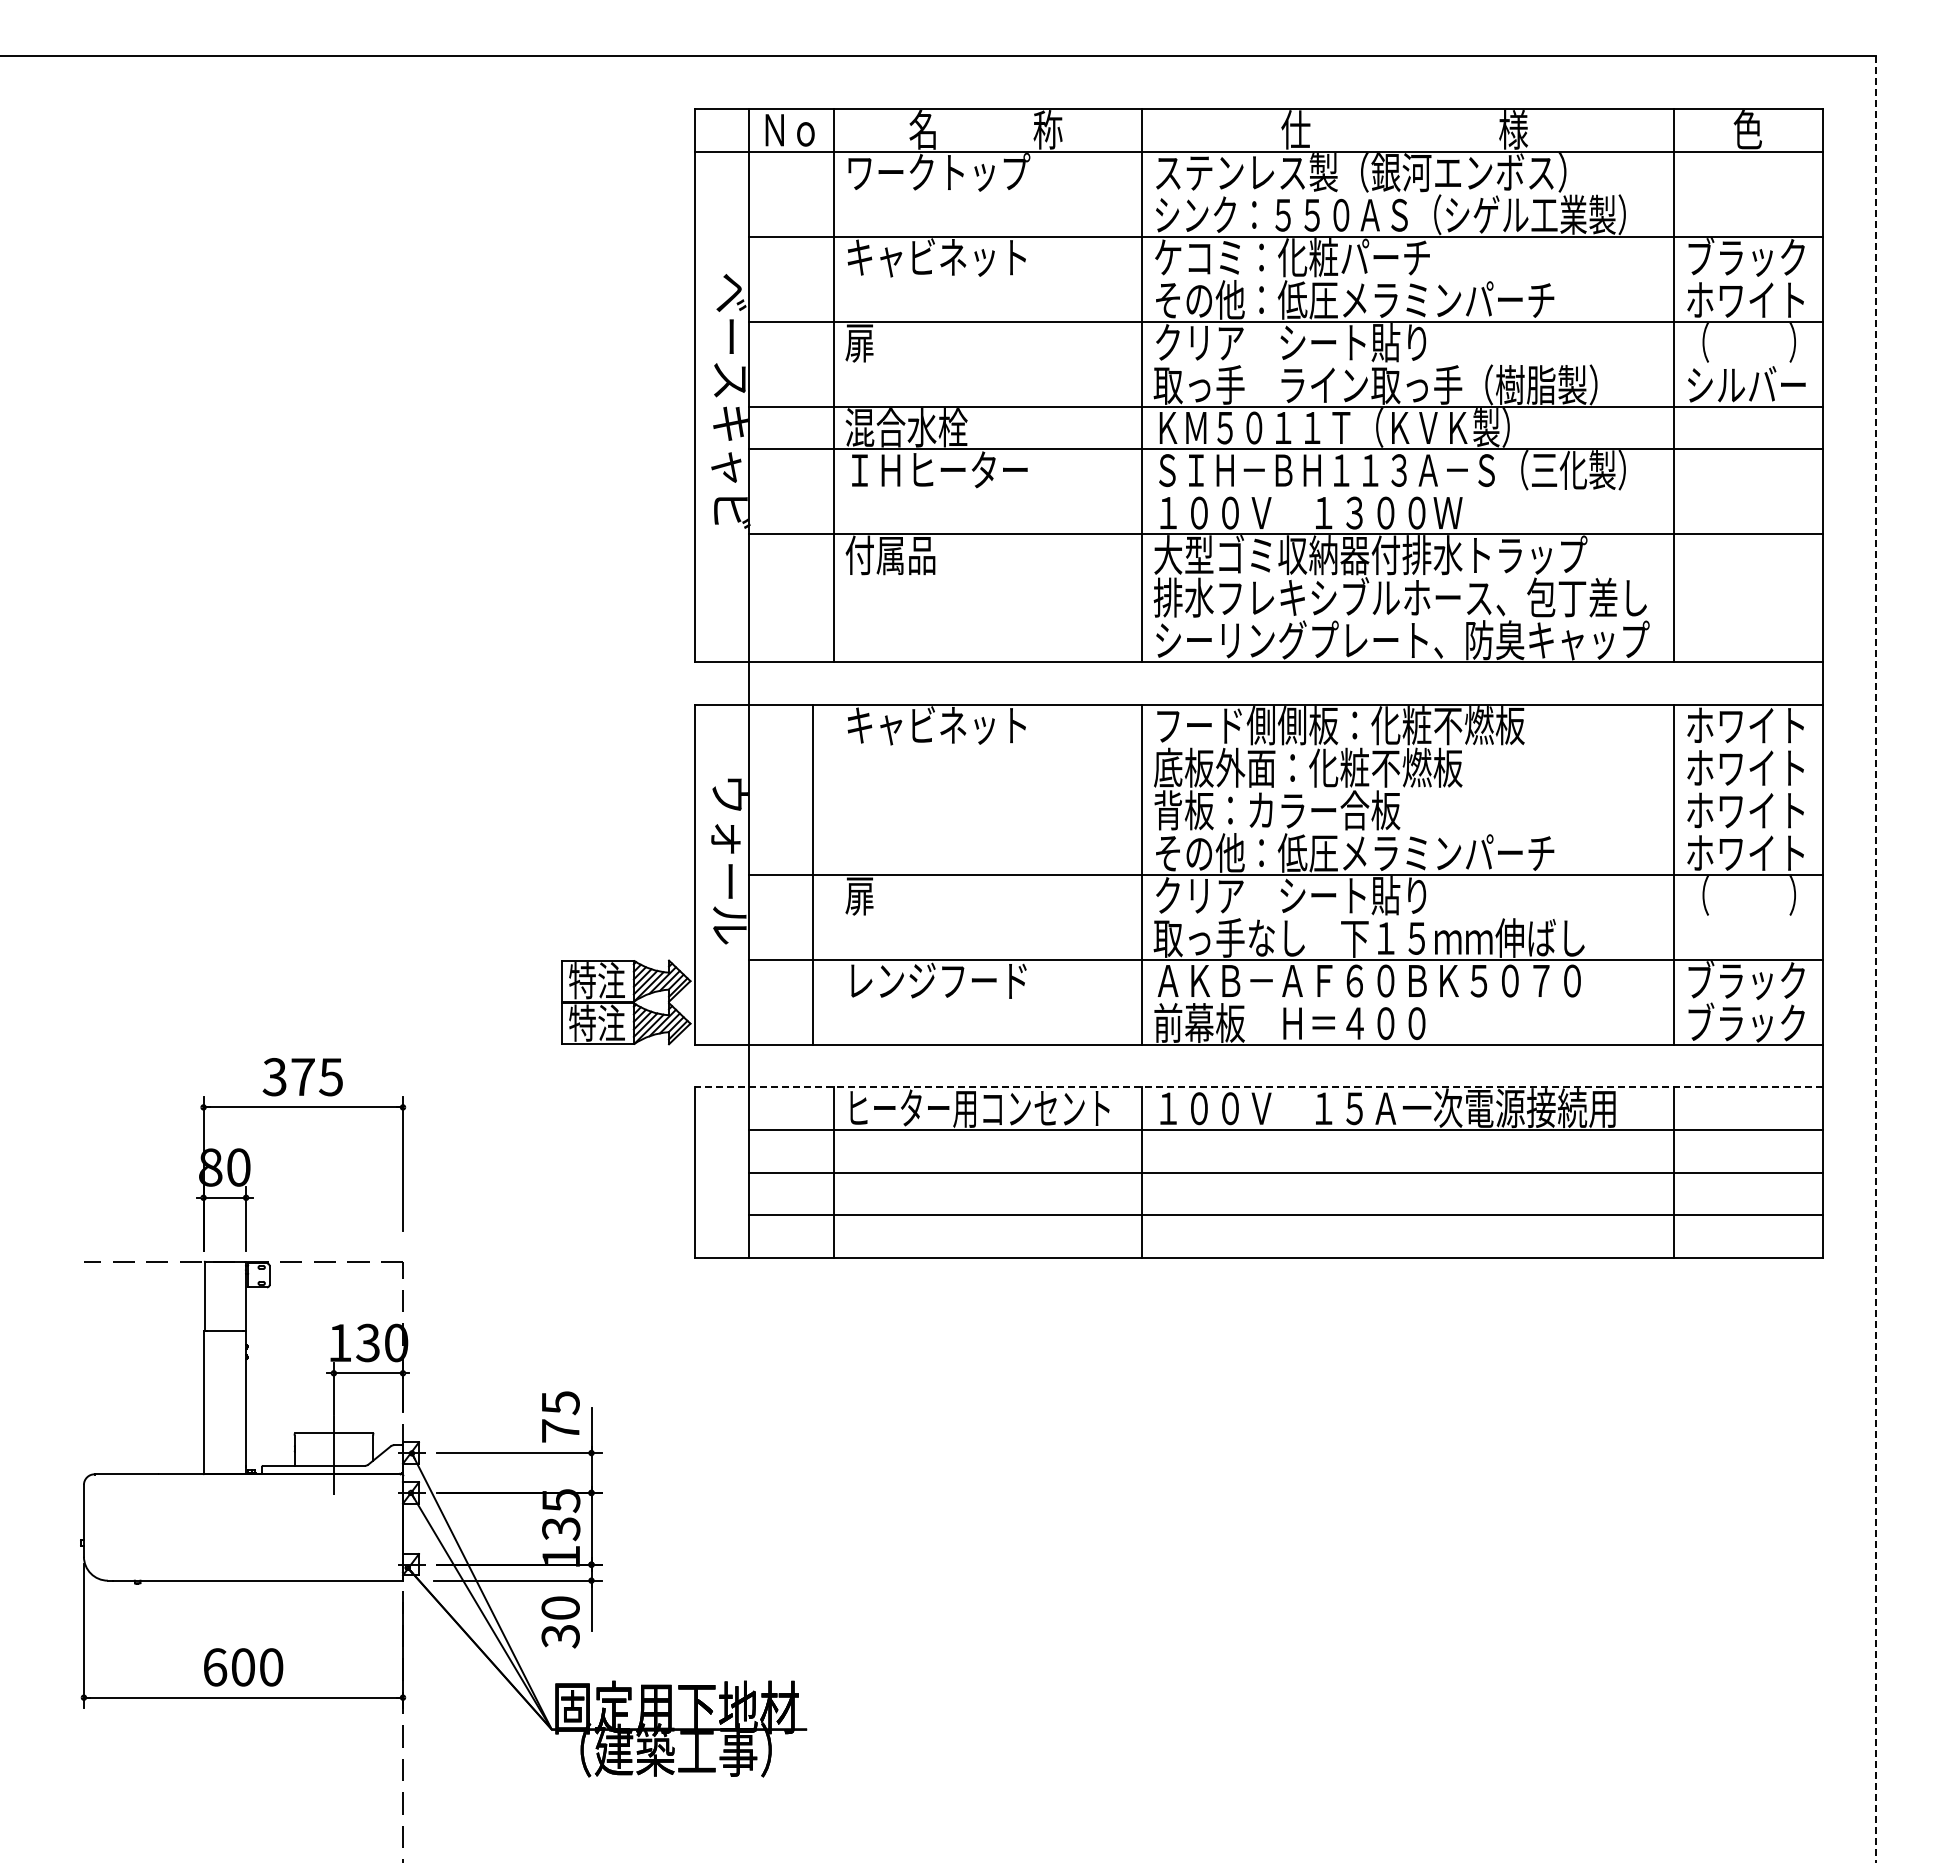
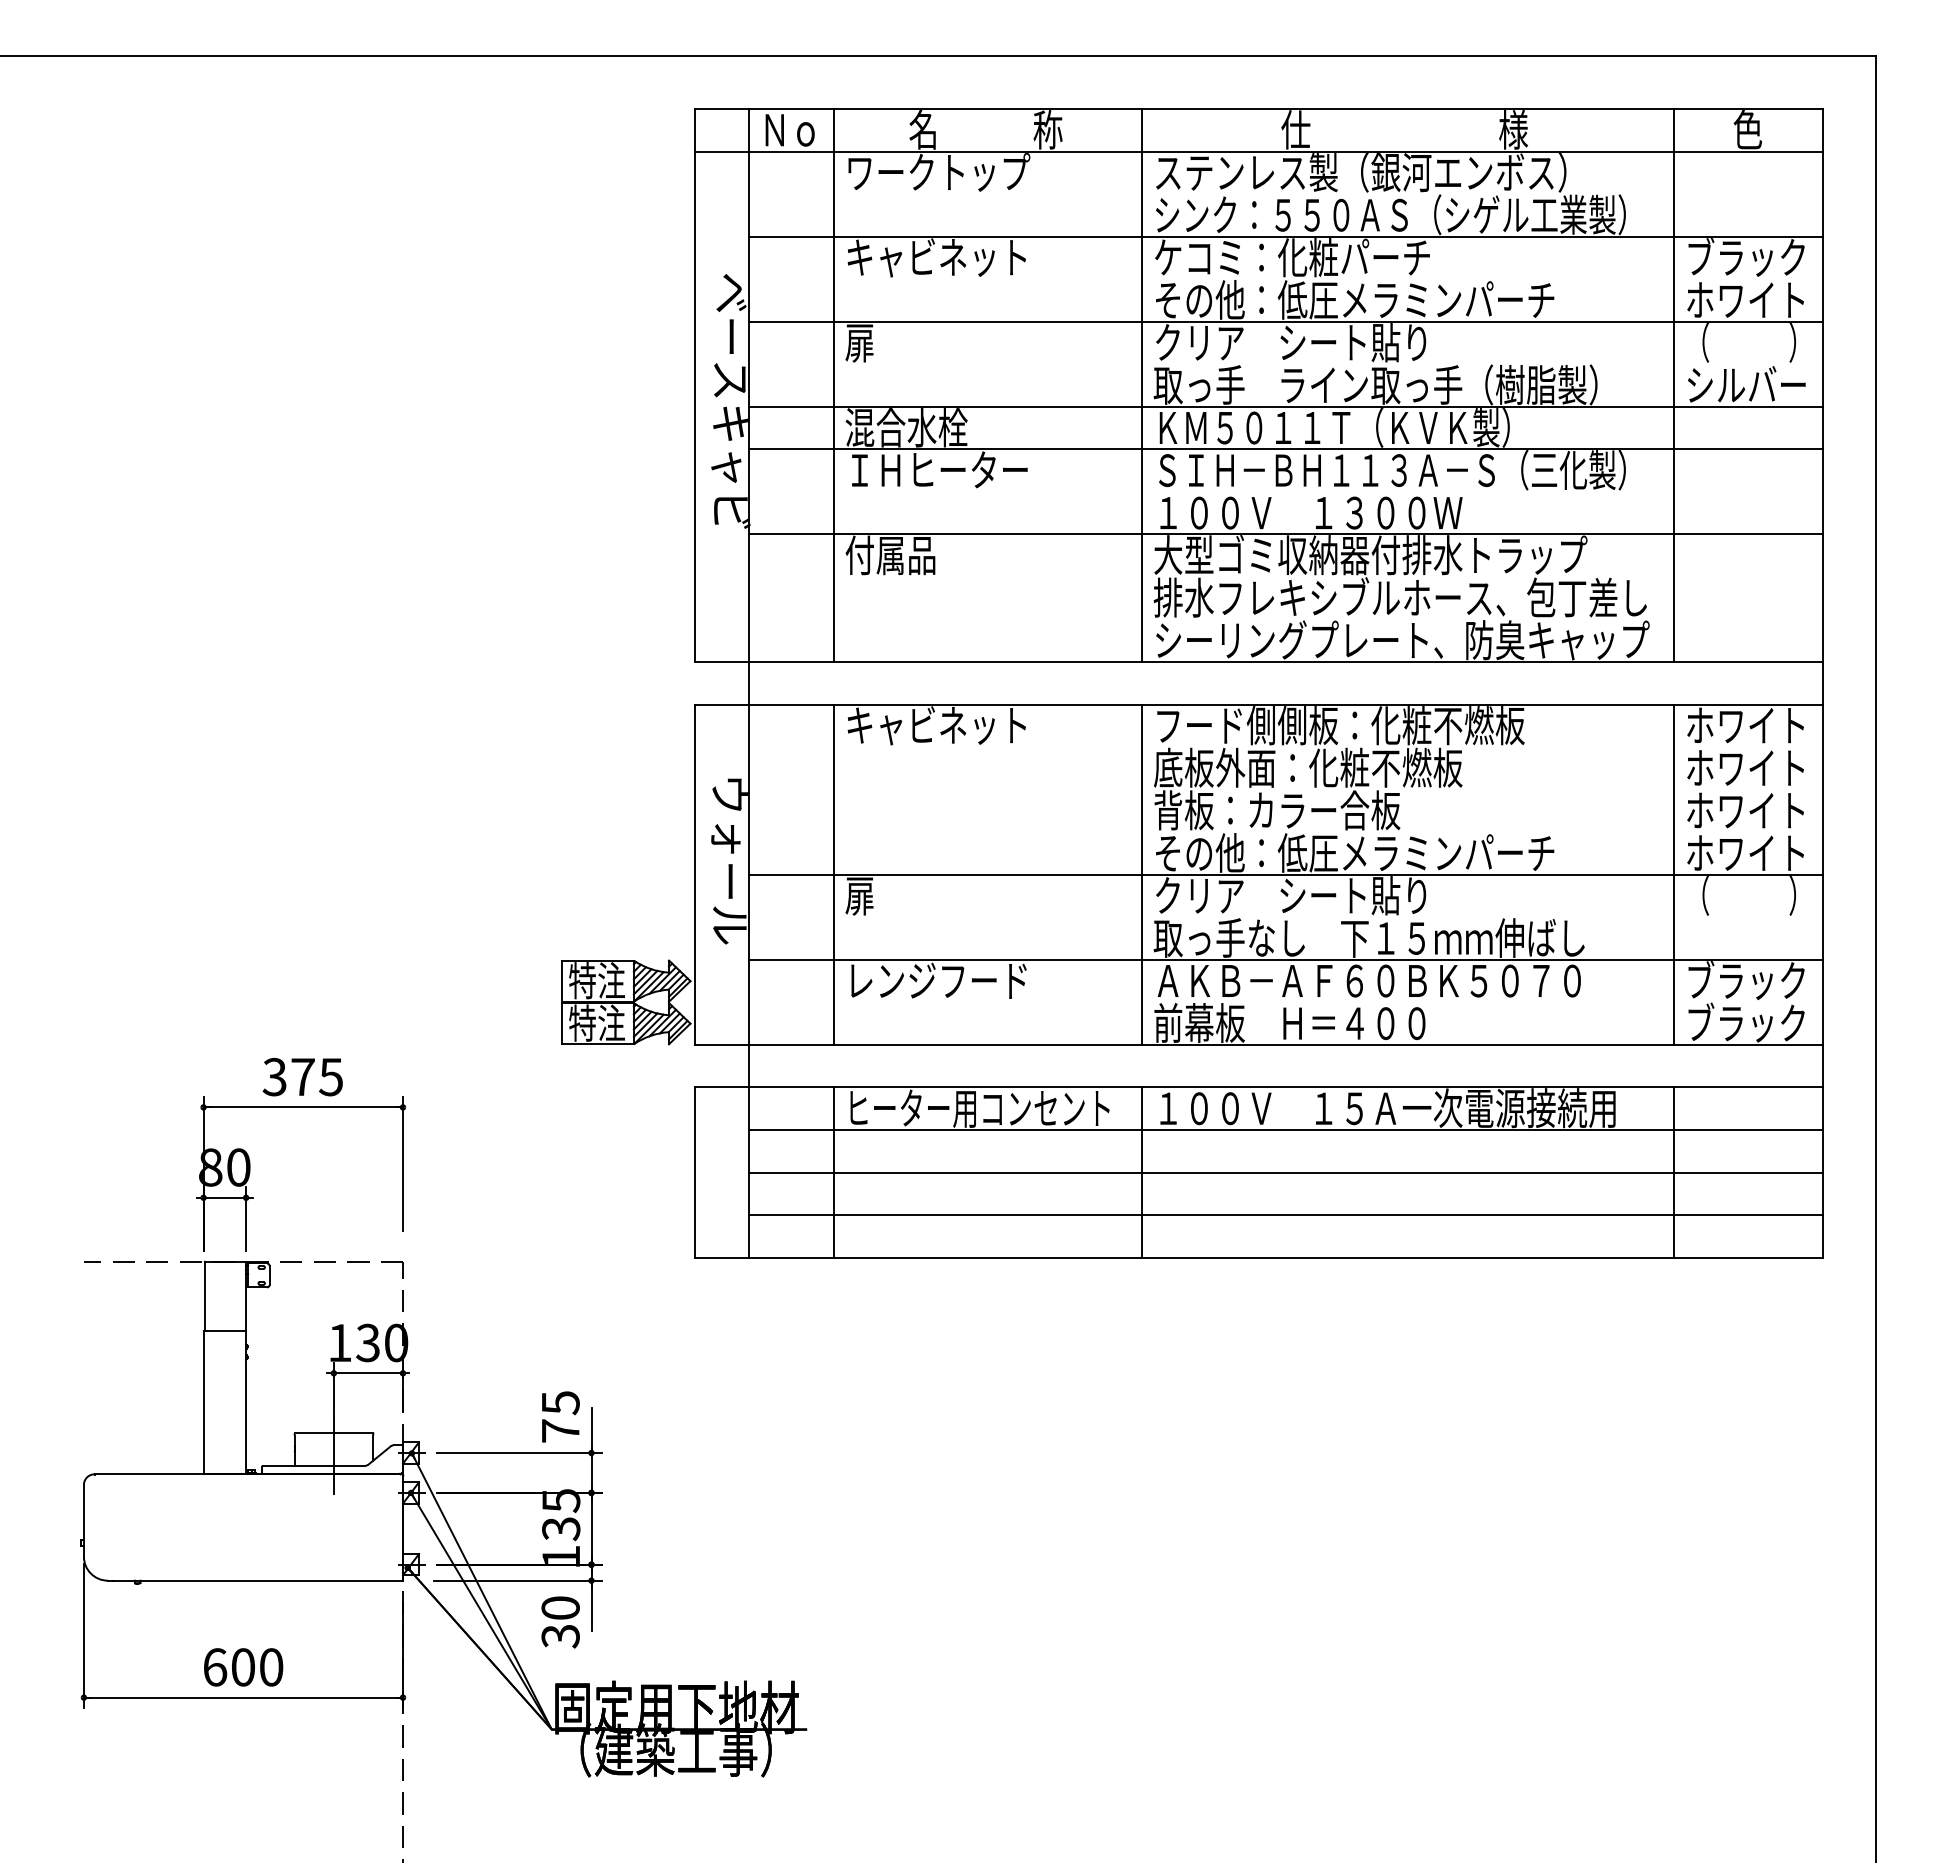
line position: (812, 874) -> (833, 874) (833, 874)
line: dashed -> solid (1875, 959)
line: dashed -> solid (1259, 1087)
